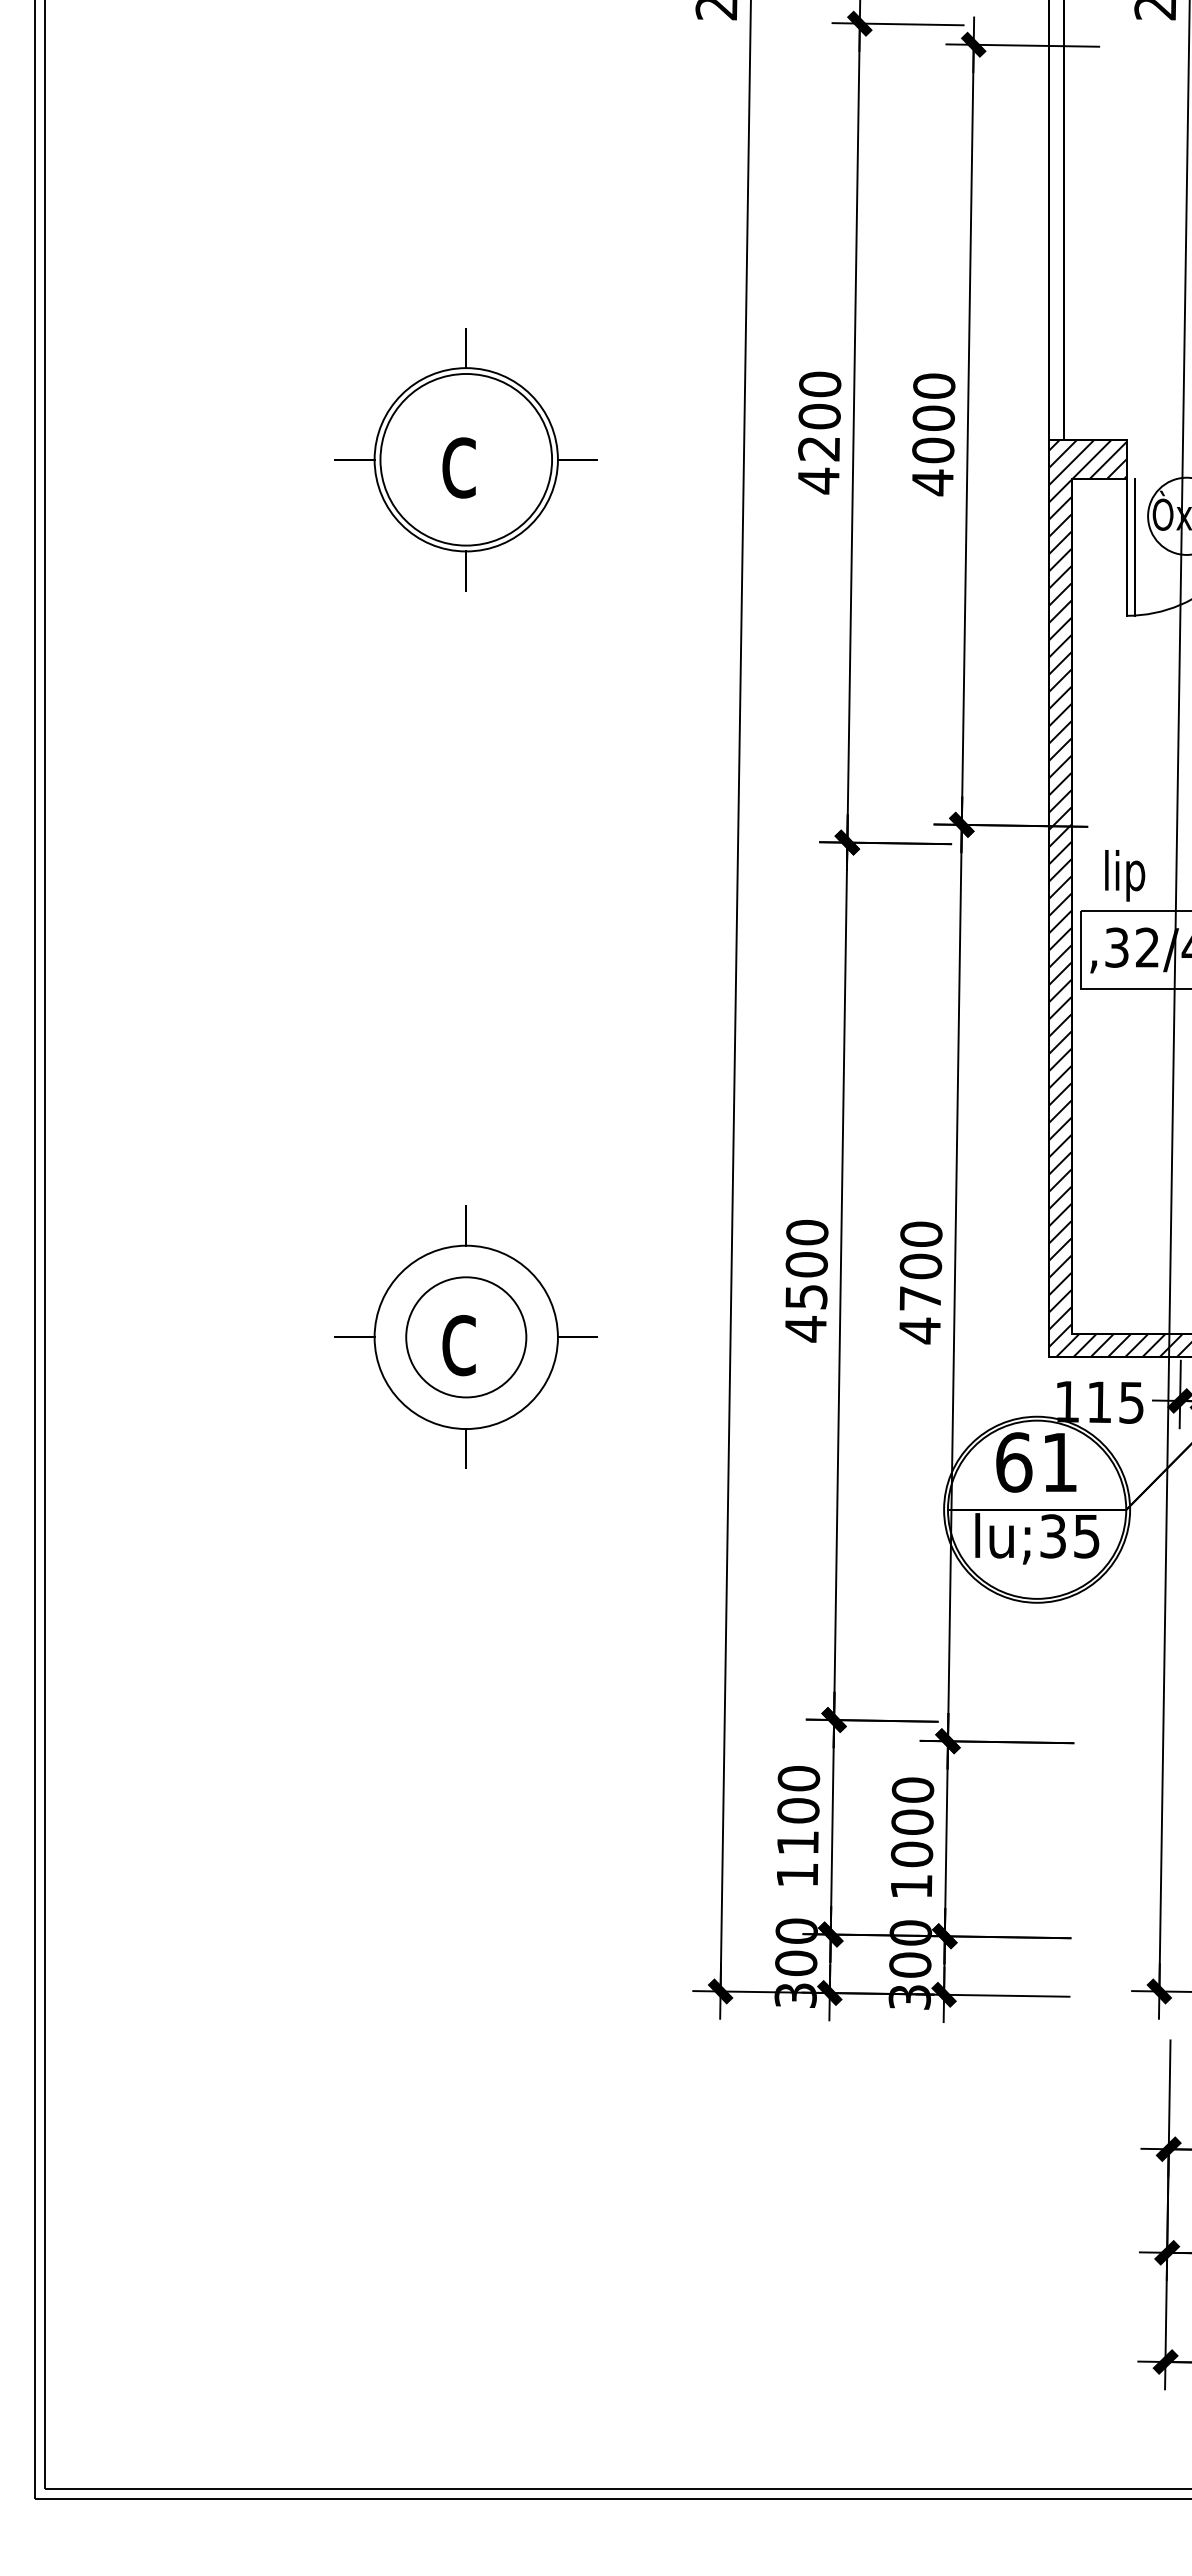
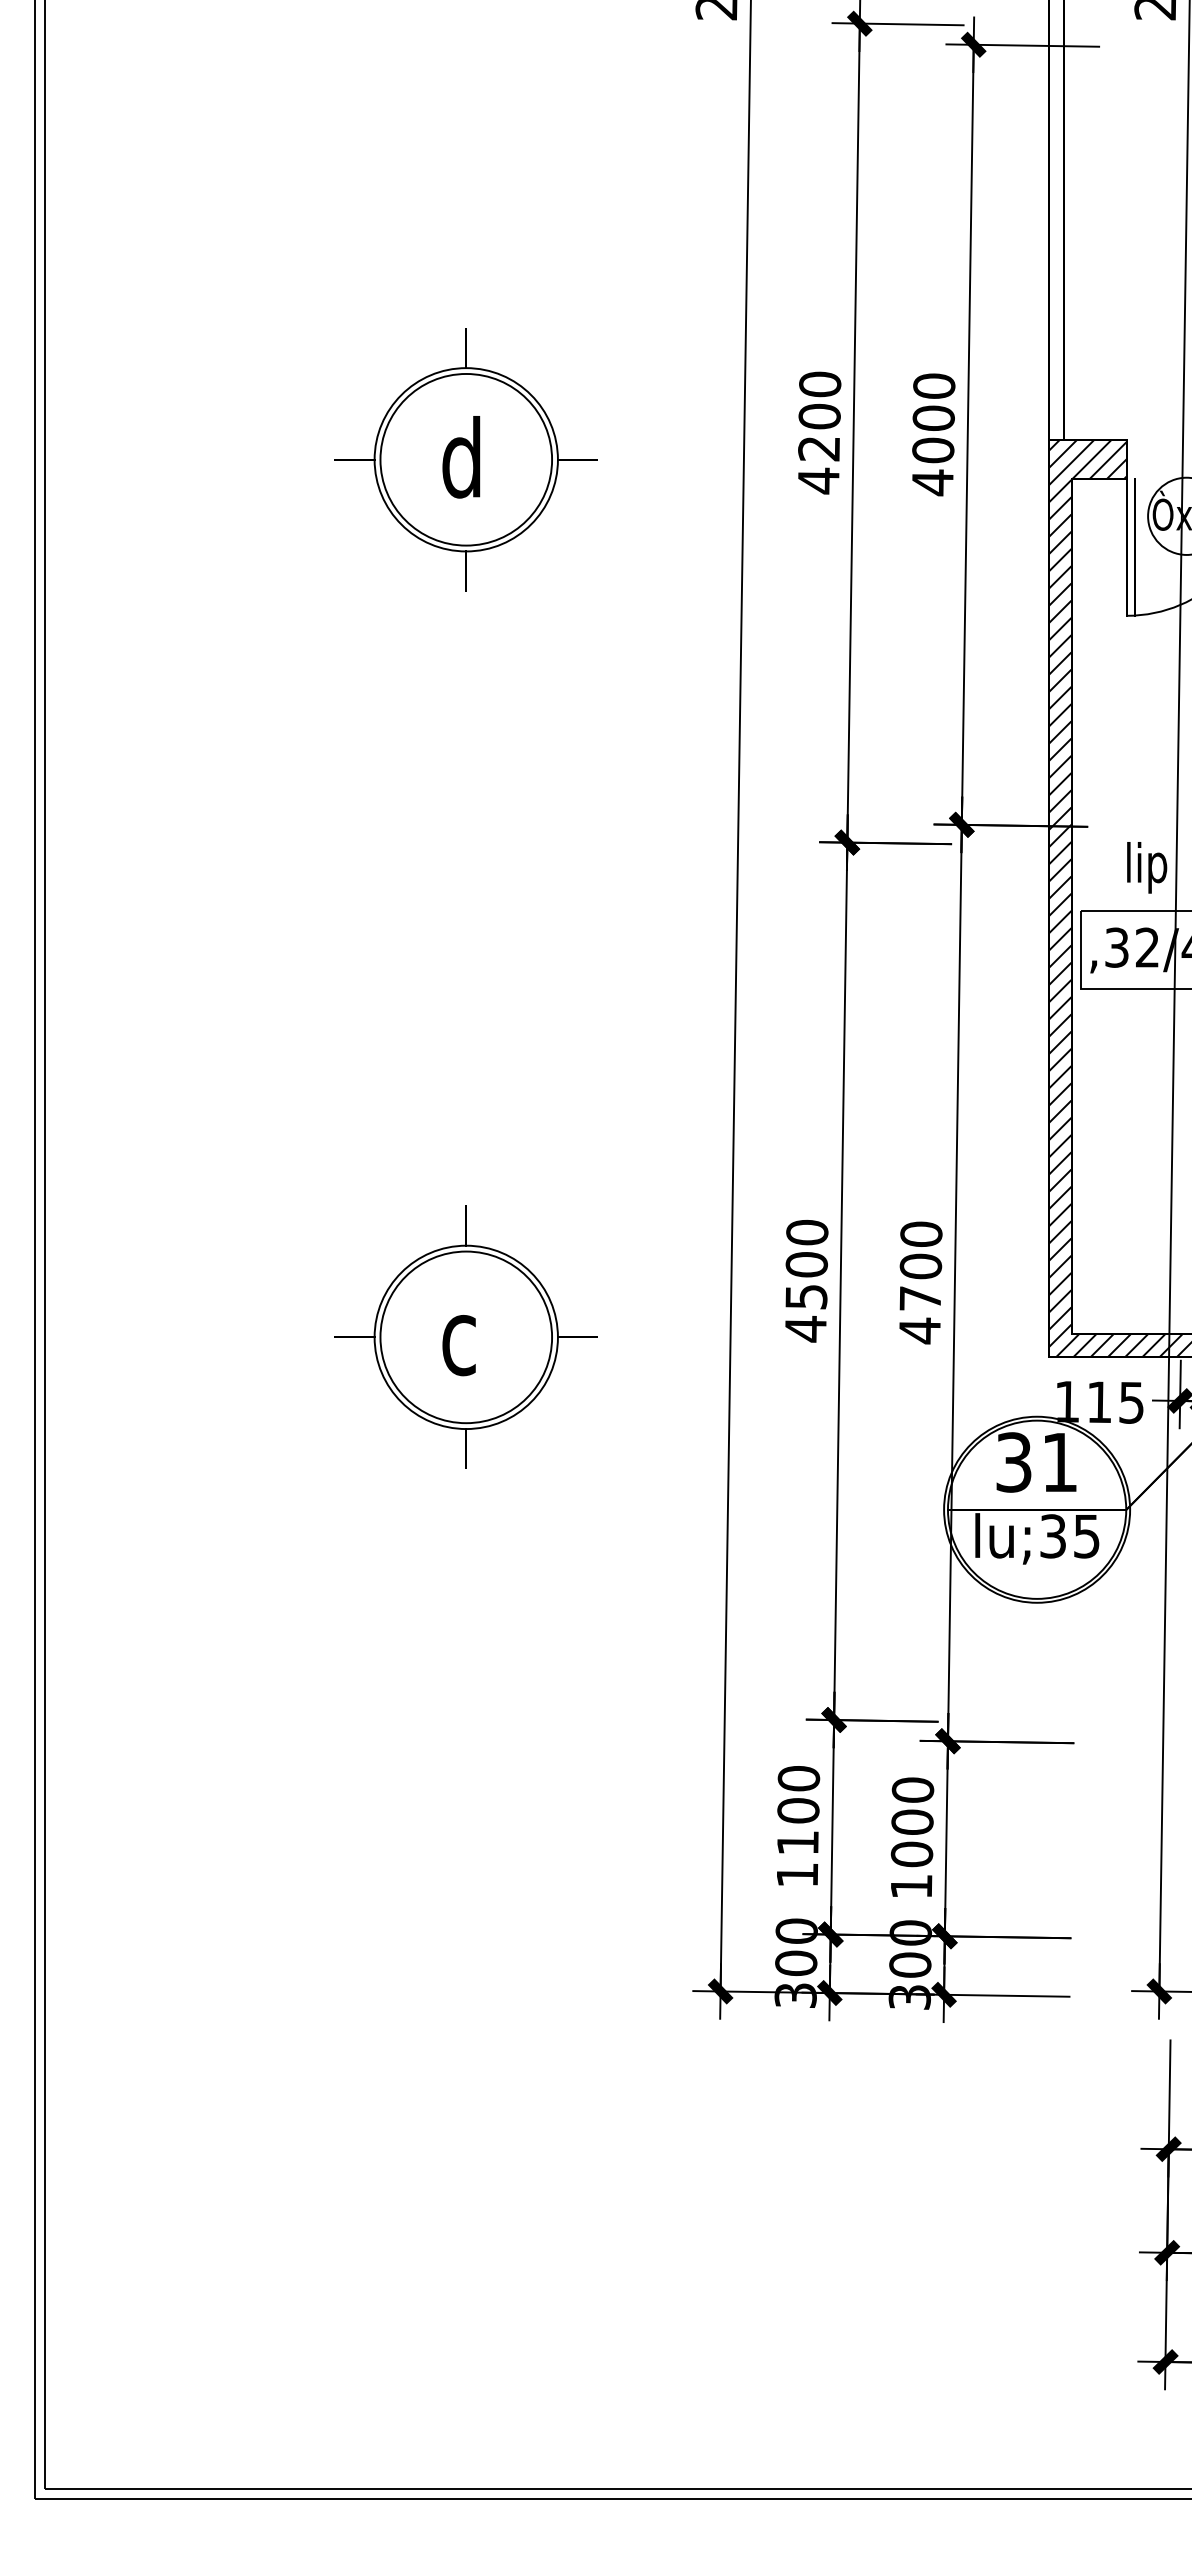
text: c -> d (461, 457)
text position: (1125, 875) -> (1147, 867) (1147, 867)
circle diameter: 120 px -> 172 px (466, 1337)
text: 61 -> 31 (1014, 1462)
